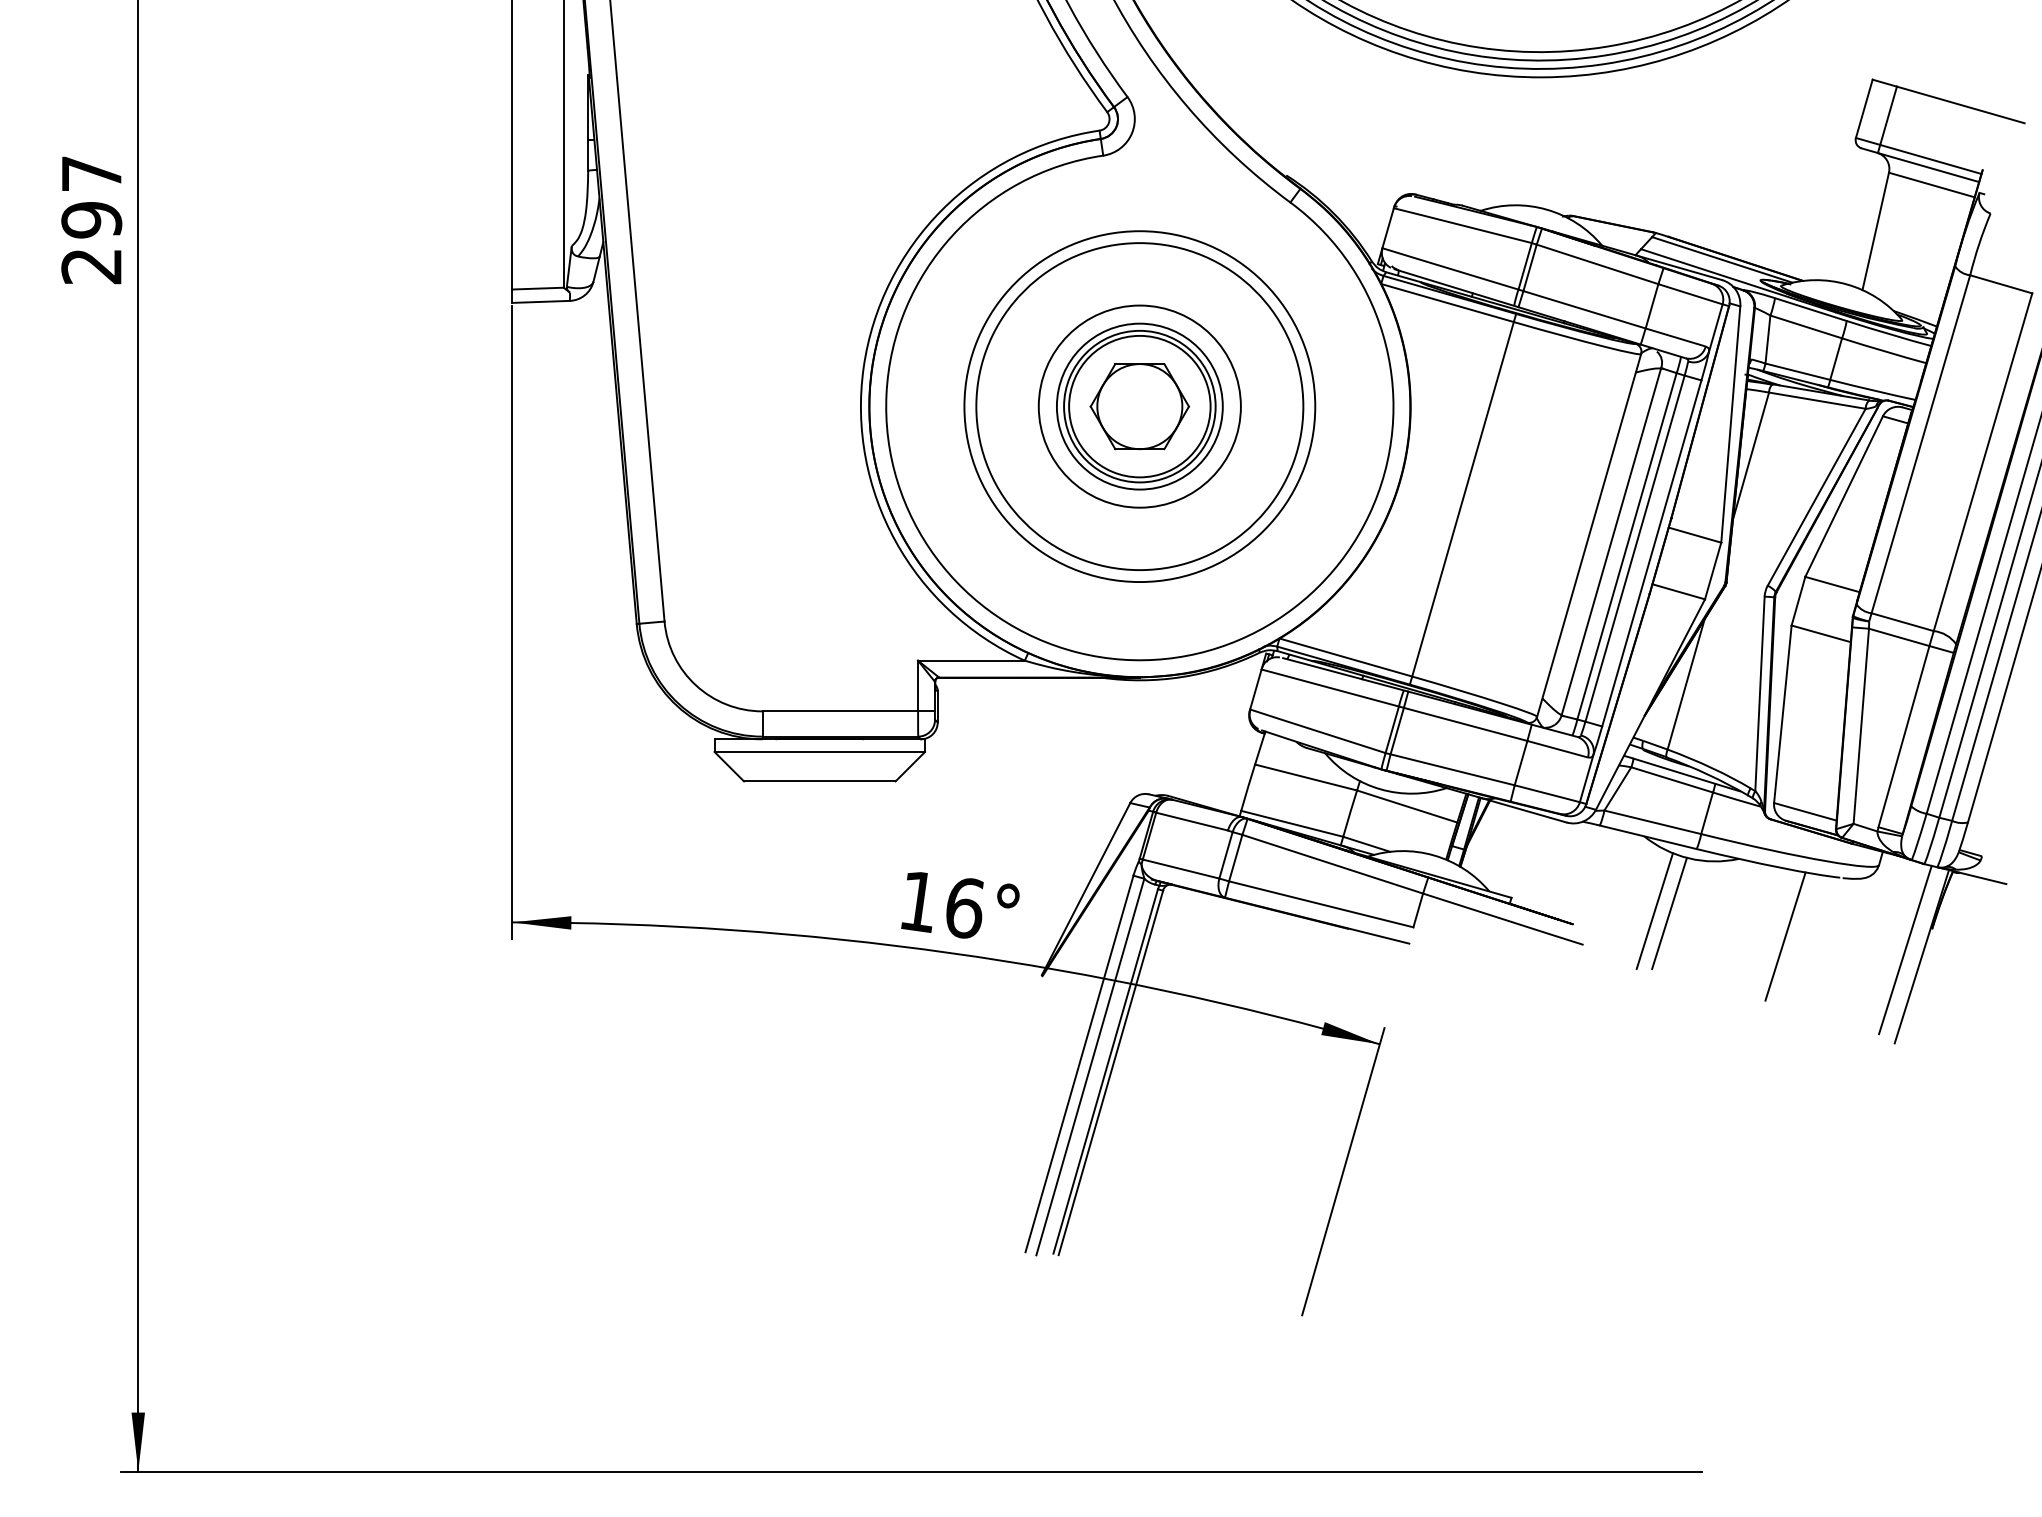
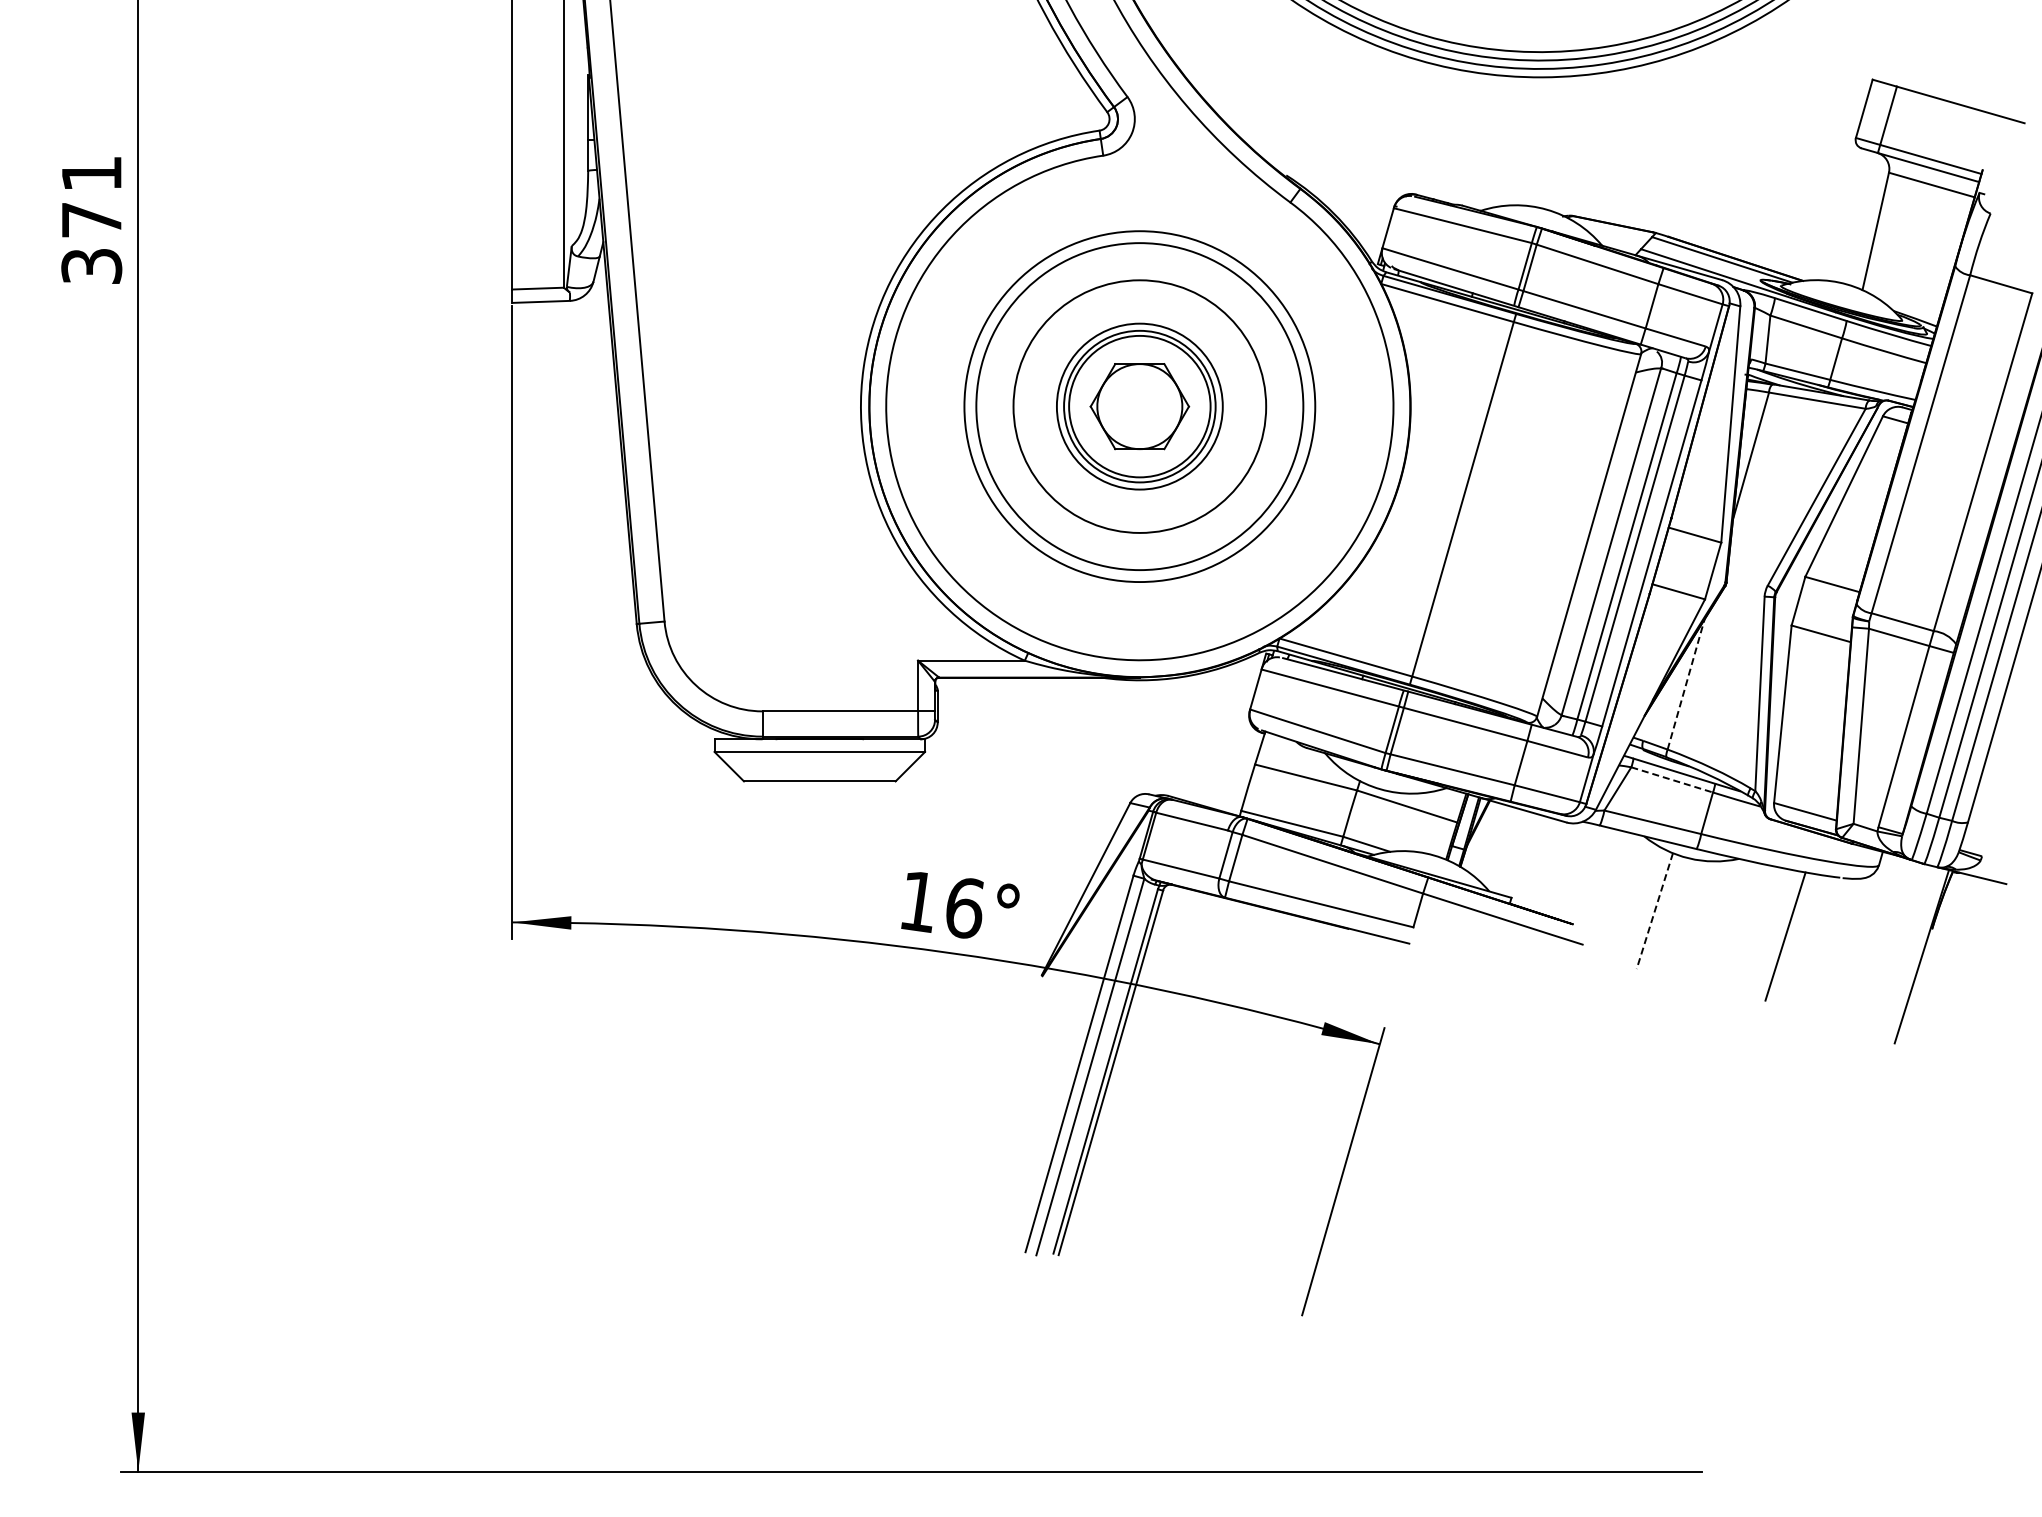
text: 297 -> 371 (91, 220)
circle diameter: 202 px -> 253 px (1139, 406)
line: solid -> dashed (1686, 684)
line: solid -> dashed (1672, 779)
line: solid -> dashed (1654, 911)
line: present -> none (1669, 913)
line: present -> none (1905, 949)
